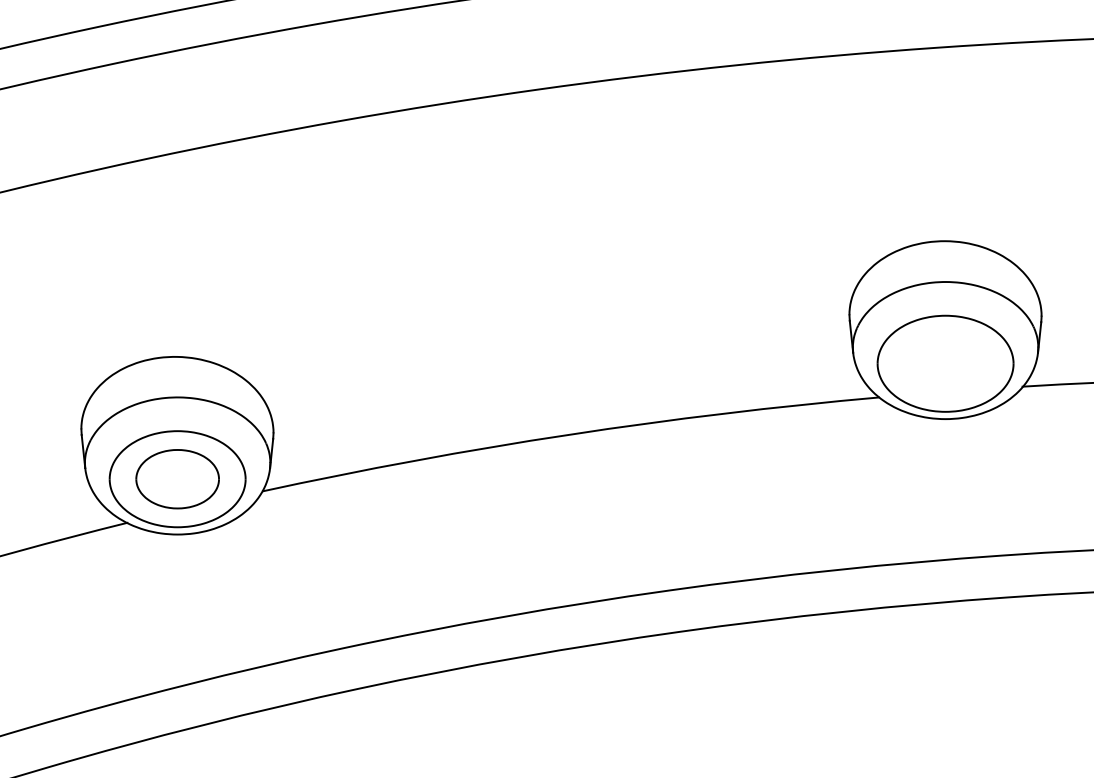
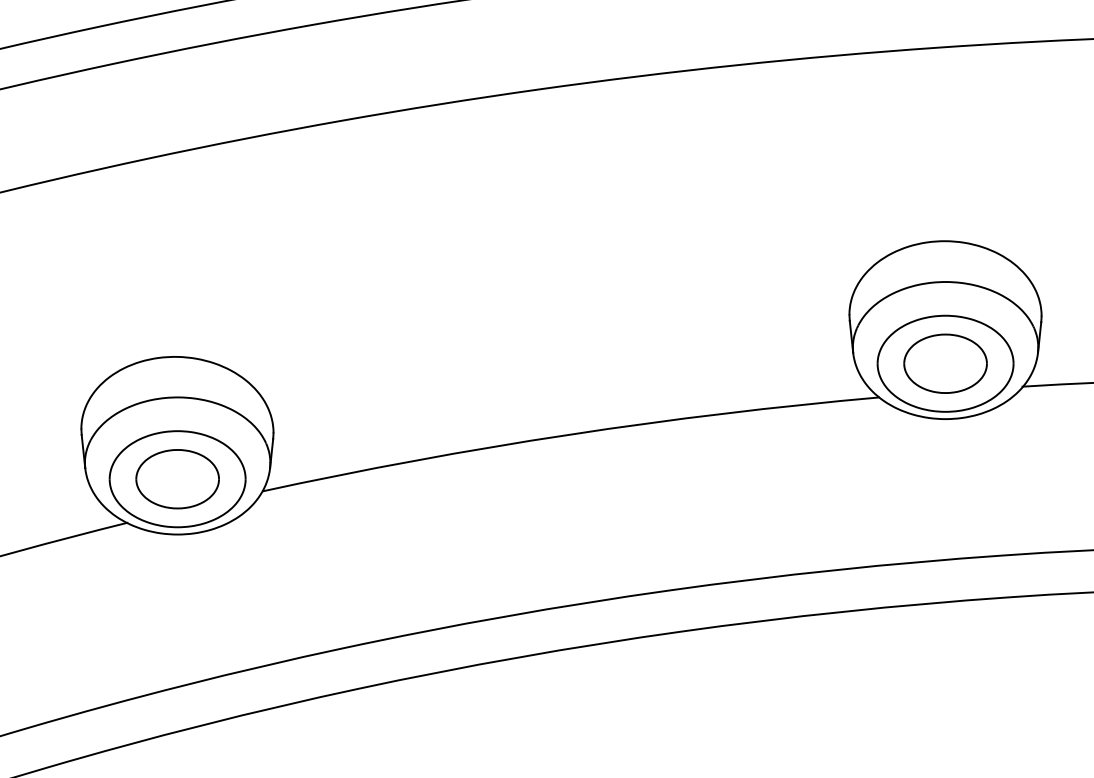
part: none -> present (945, 363)
